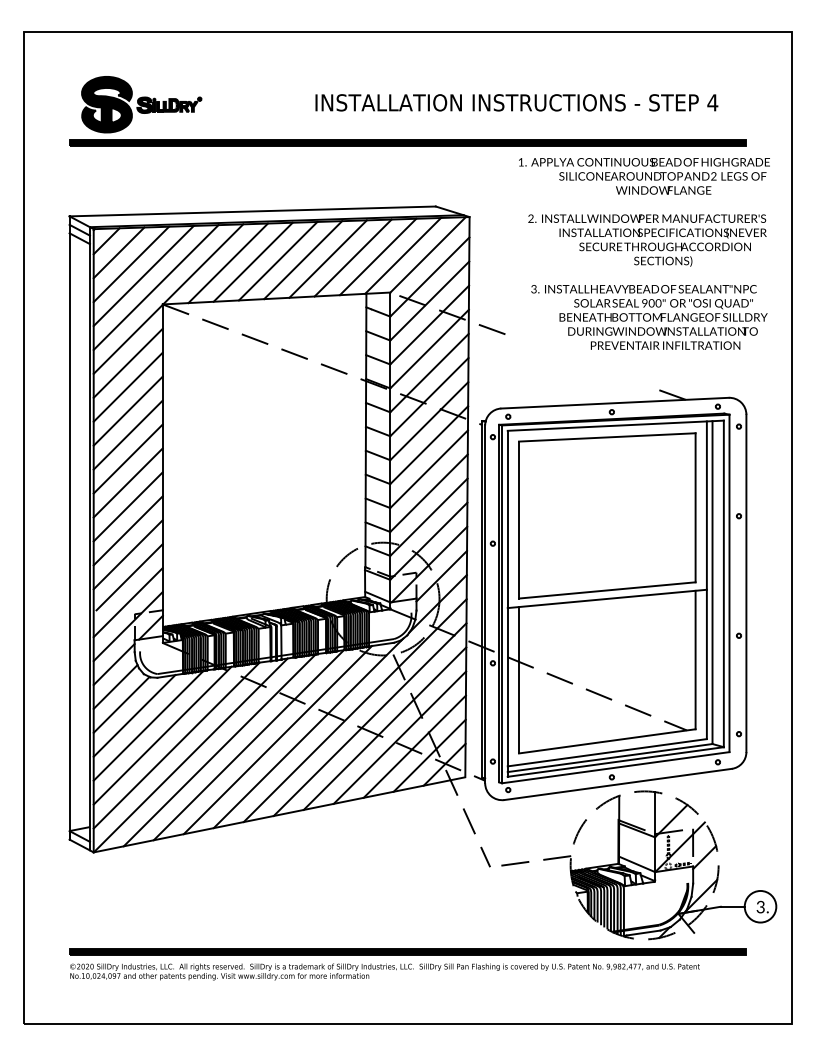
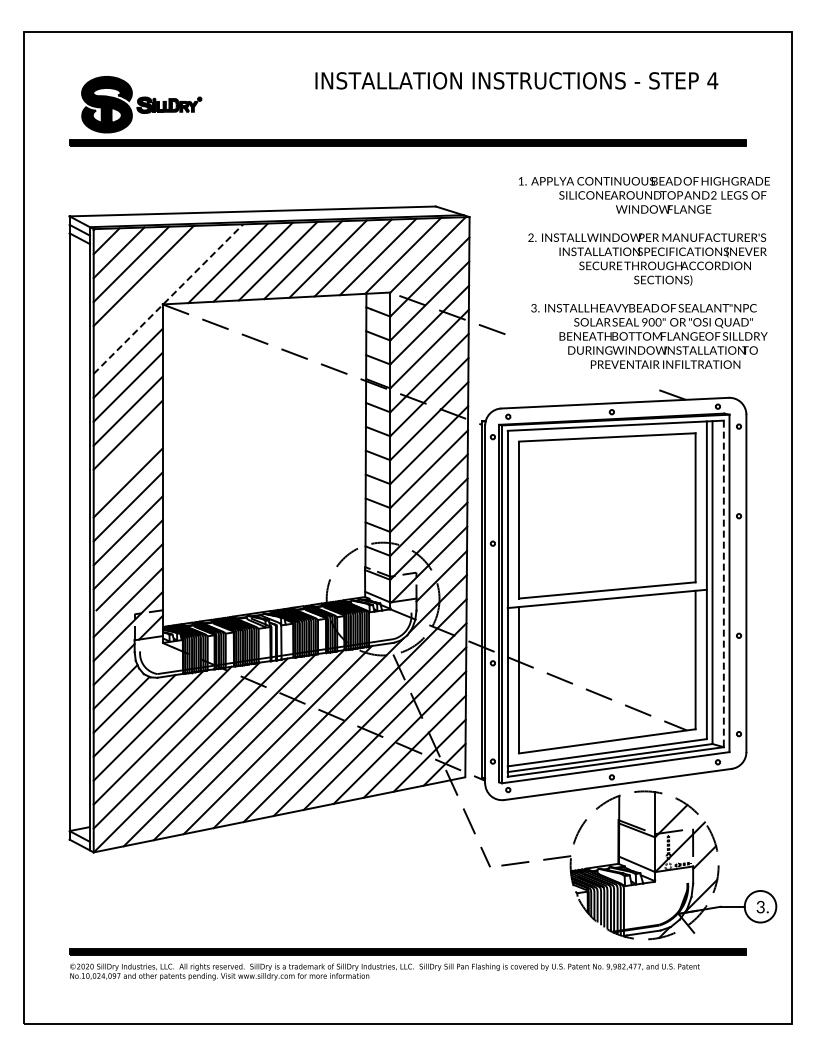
text position: (516, 102) -> (516, 80) (516, 80)
text position: (644, 253) -> (644, 272) (644, 272)
line: present -> none (155, 287)
line: solid -> dashed (168, 299)
line: present -> none (127, 458)
line: solid -> dashed (723, 584)
